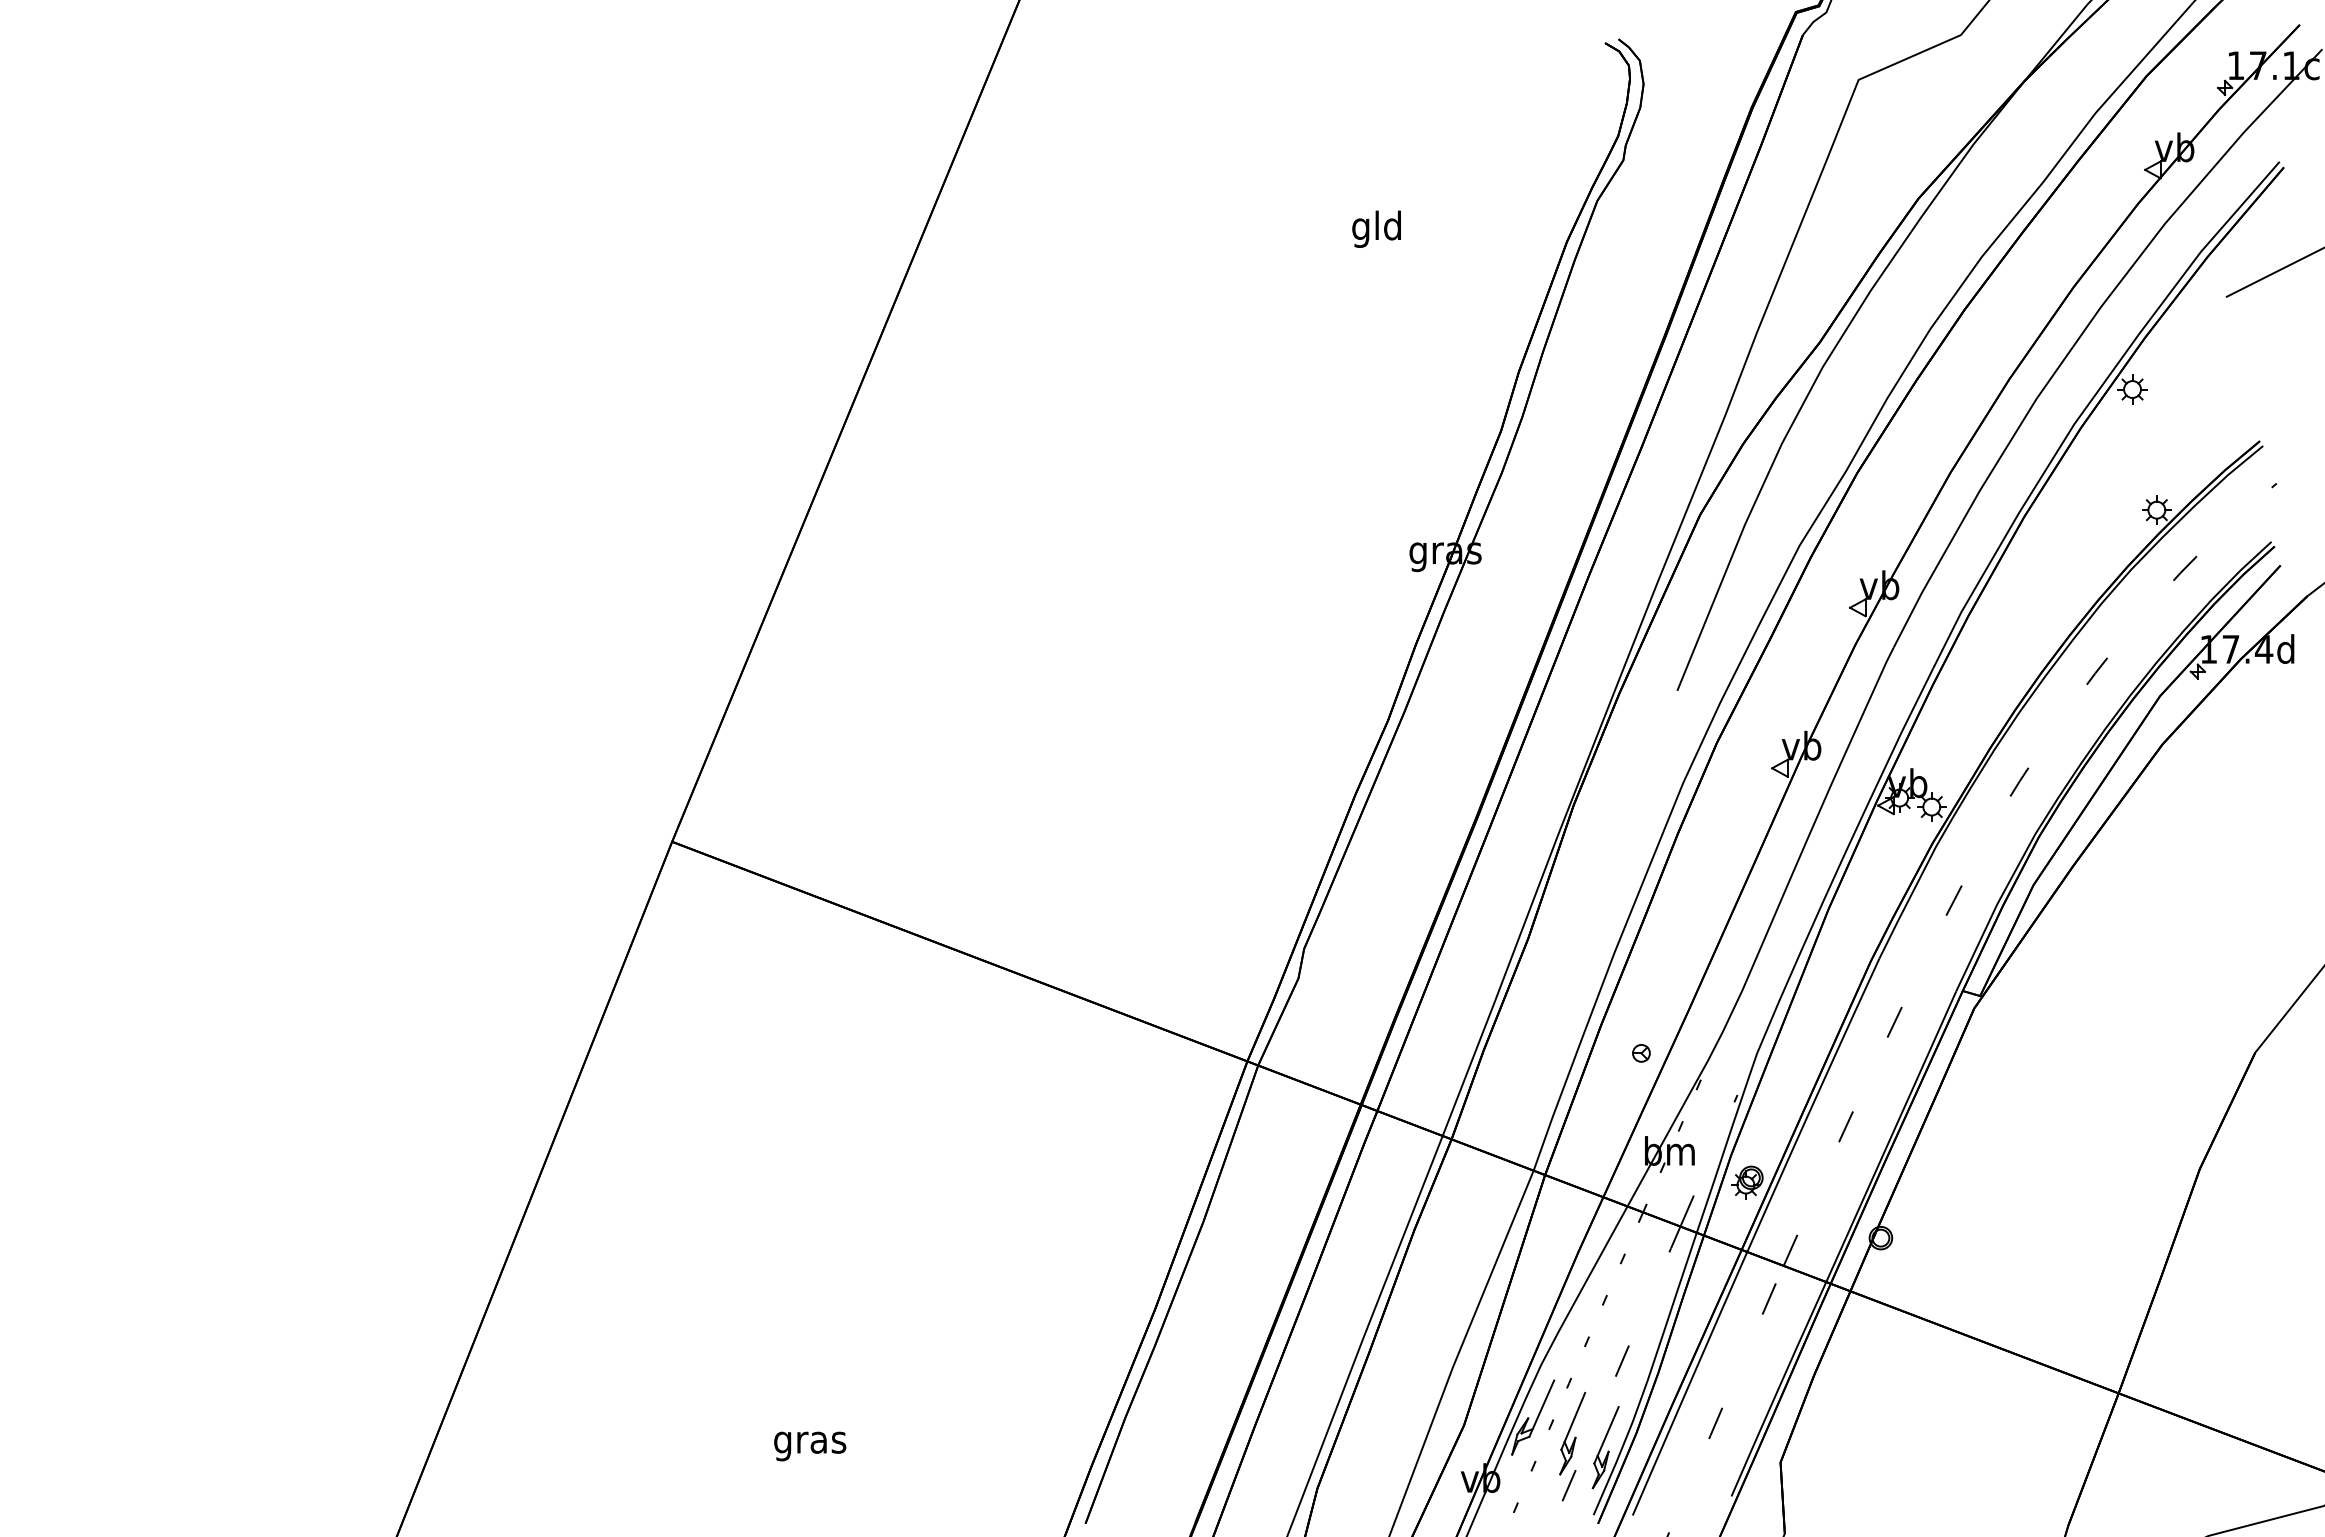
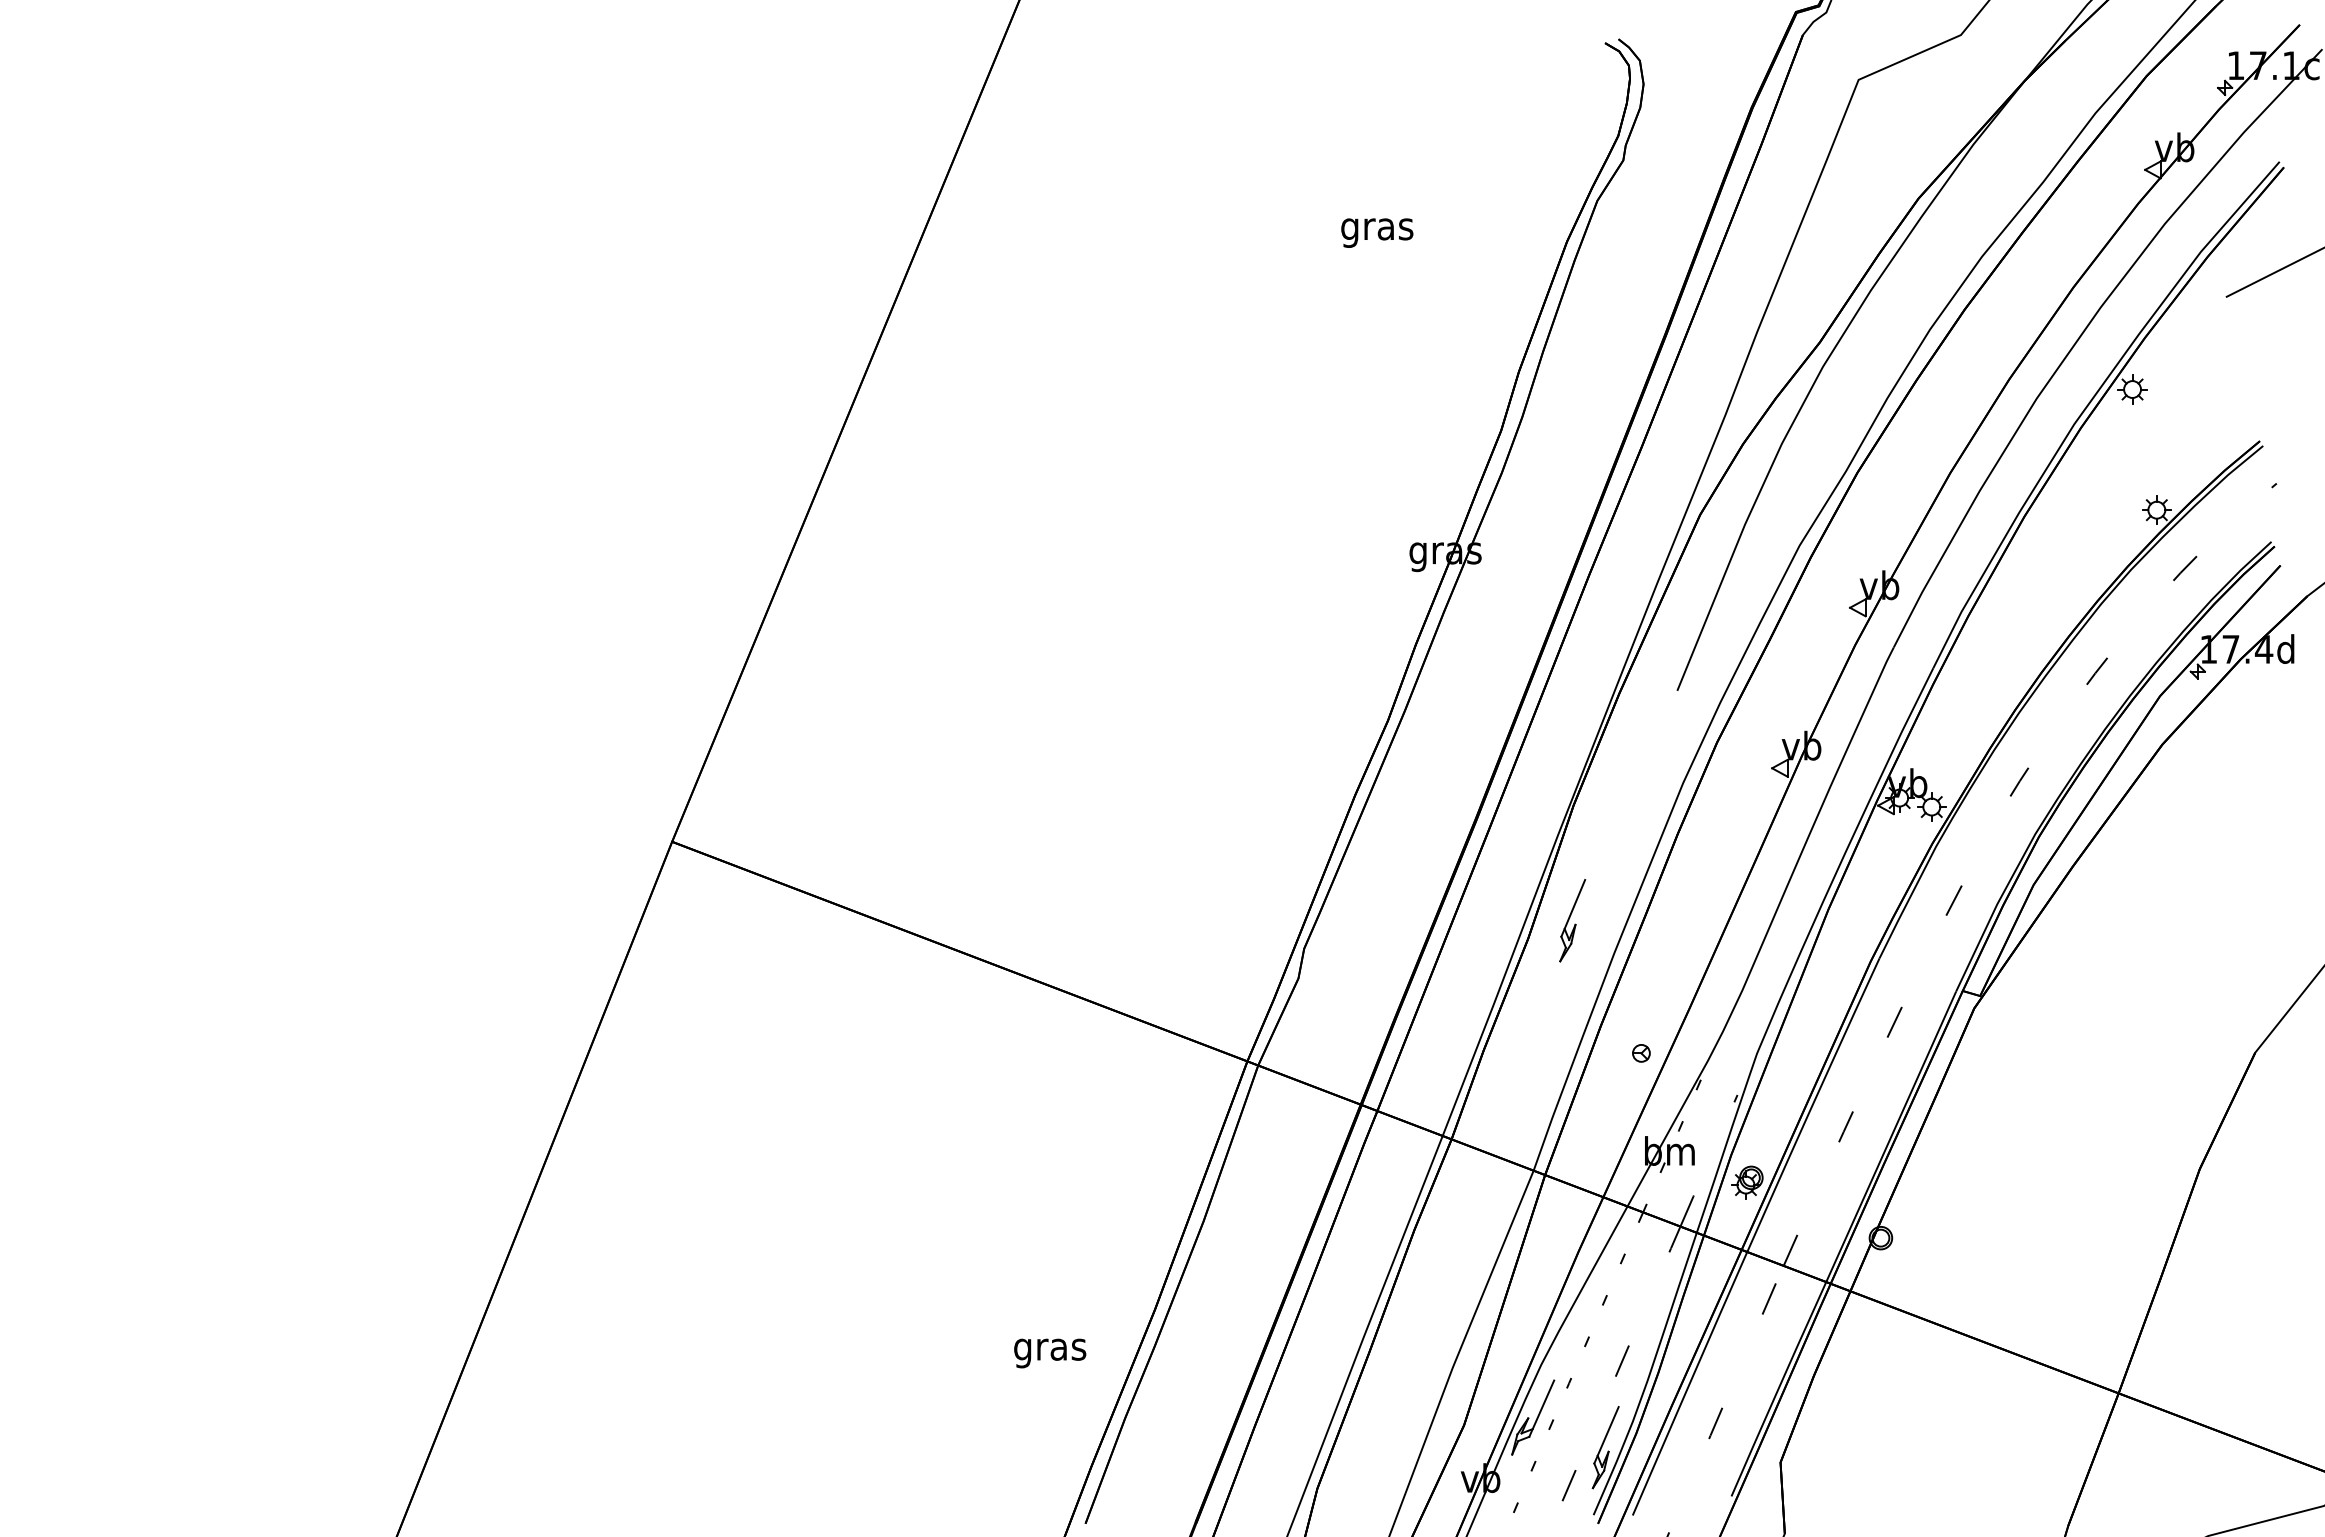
text: gld -> gras (1377, 228)
part position: (1572, 1433) -> (1572, 920) (1572, 920)
text position: (810, 1446) -> (1050, 1353) (1050, 1353)
